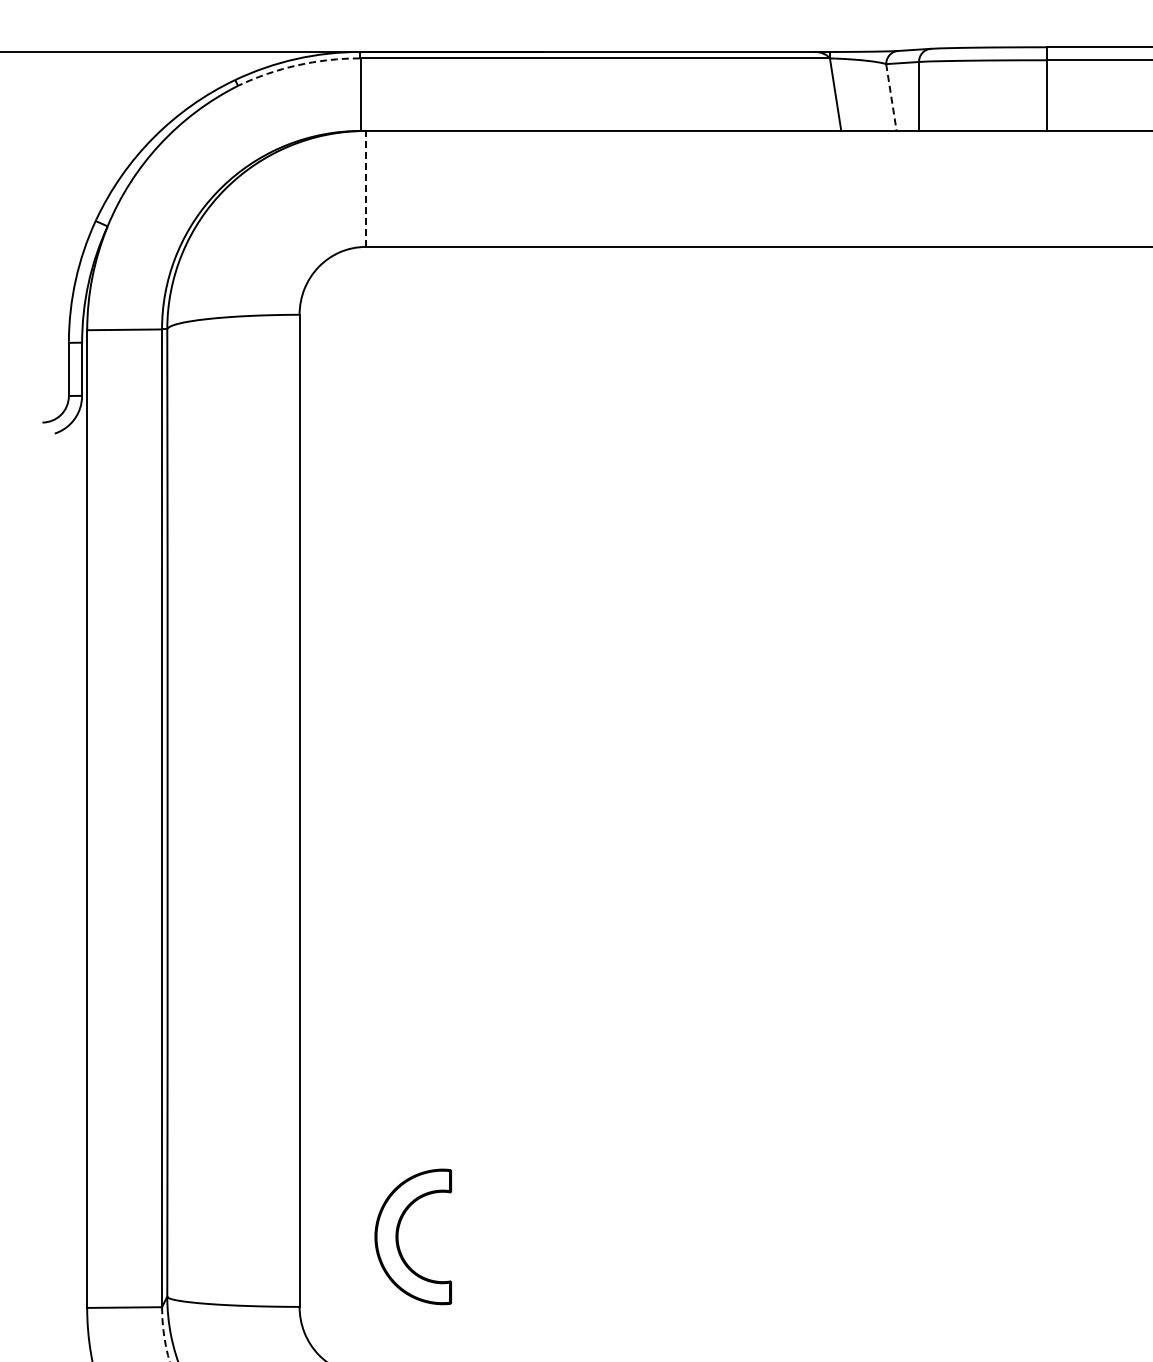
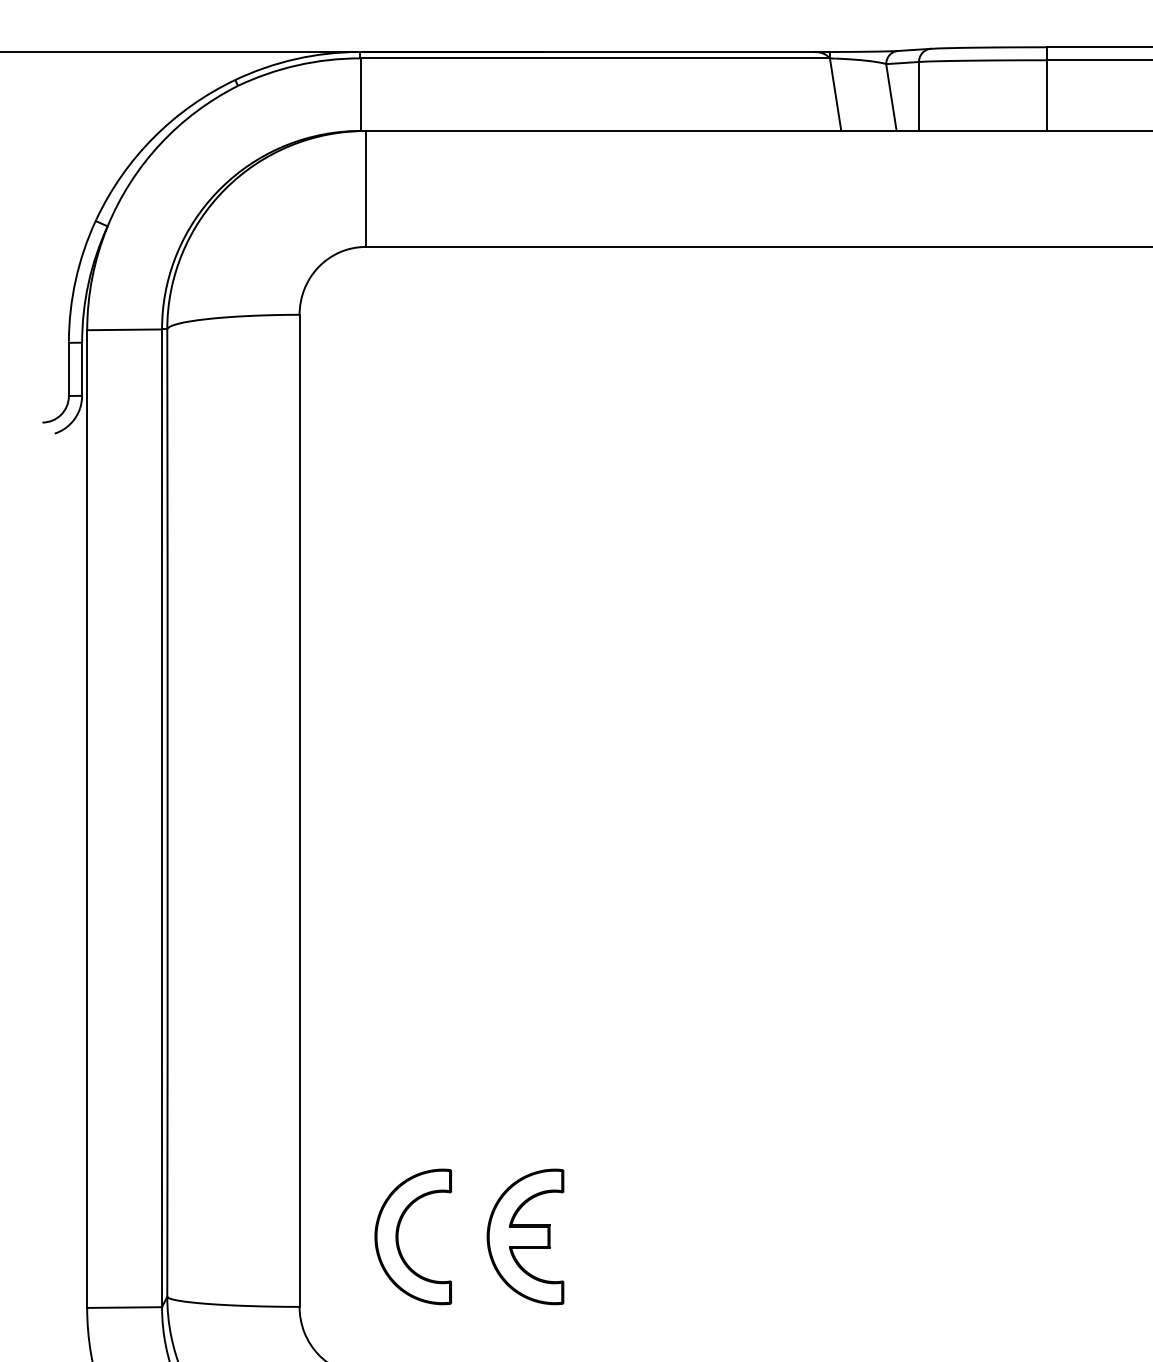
arc: dashed -> solid (297, 65)
line: dashed -> solid (891, 97)
line: dashed -> solid (365, 188)
part: none -> present (525, 1236)
arc: dashed -> solid (164, 1334)
